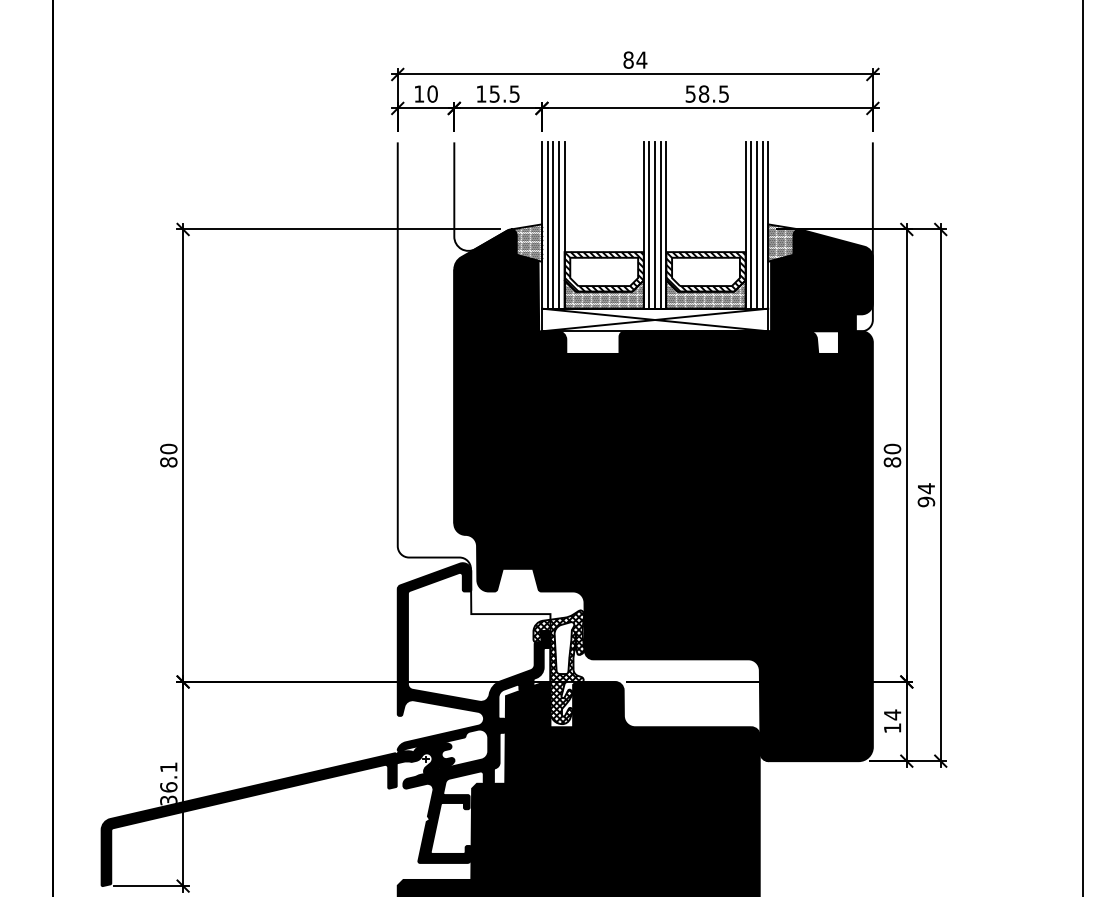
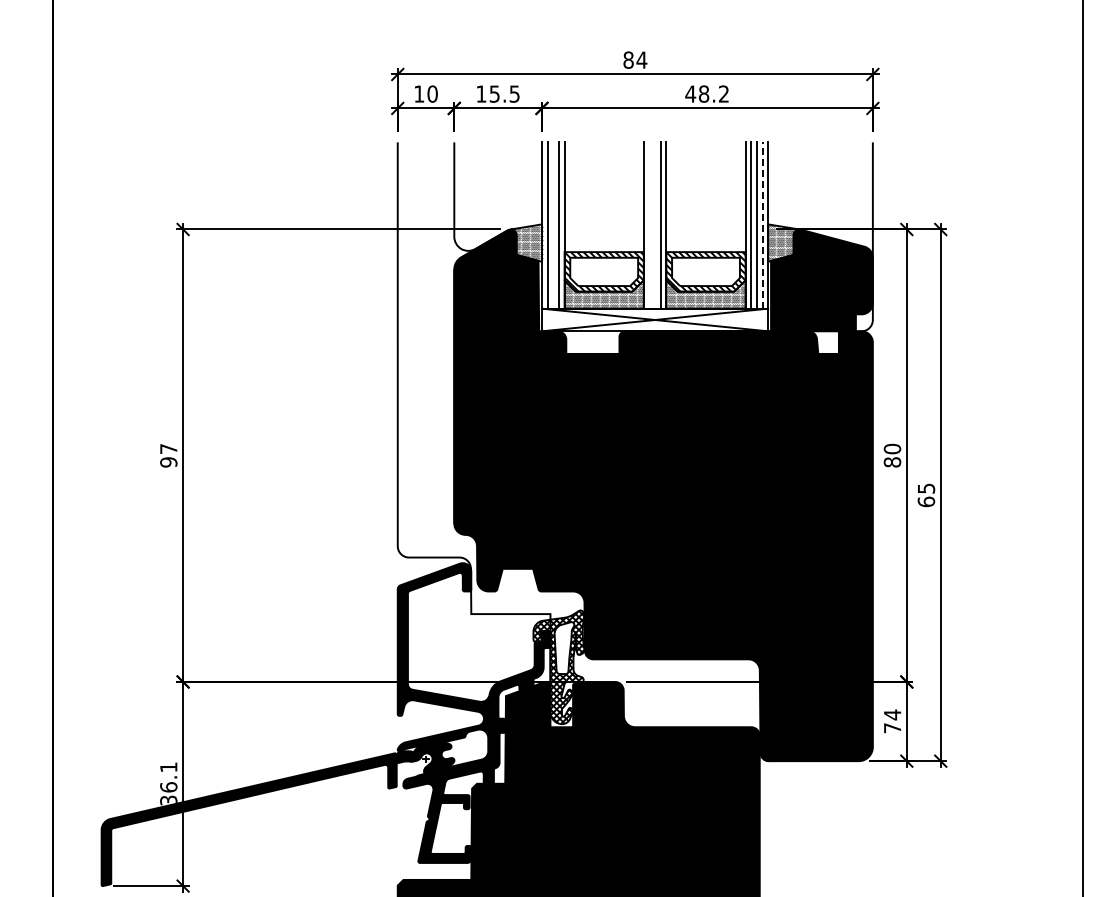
text: 58.5 -> 48.2 (706, 93)
line: present -> none (553, 225)
line: present -> none (649, 225)
line: present -> none (655, 225)
line: solid -> dashed (762, 225)
text: 80 -> 97 (168, 455)
text: 94 -> 65 (926, 495)
text: 14 -> 74 (892, 728)
